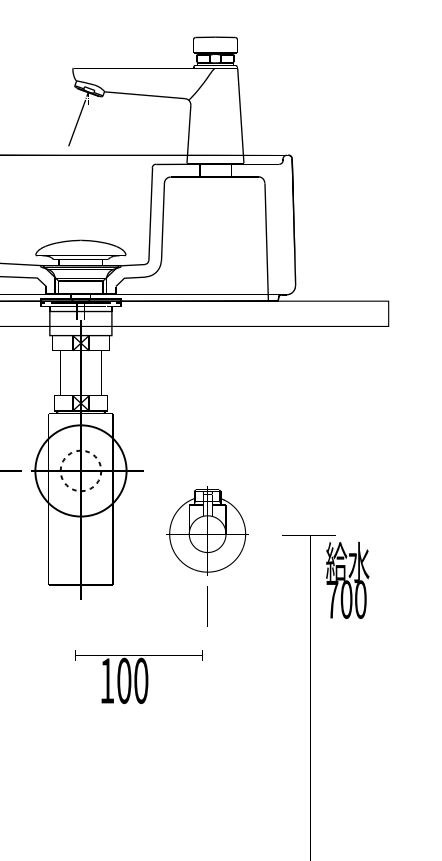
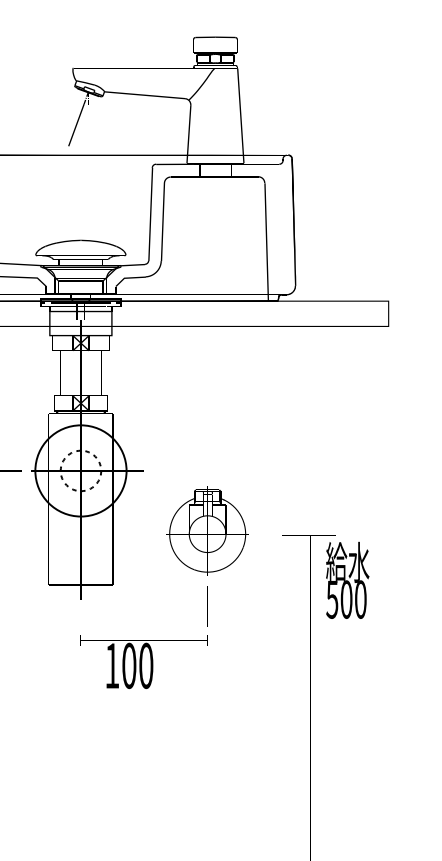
text: 700 -> 500 (332, 599)
text position: (138, 676) -> (143, 661) (143, 661)
